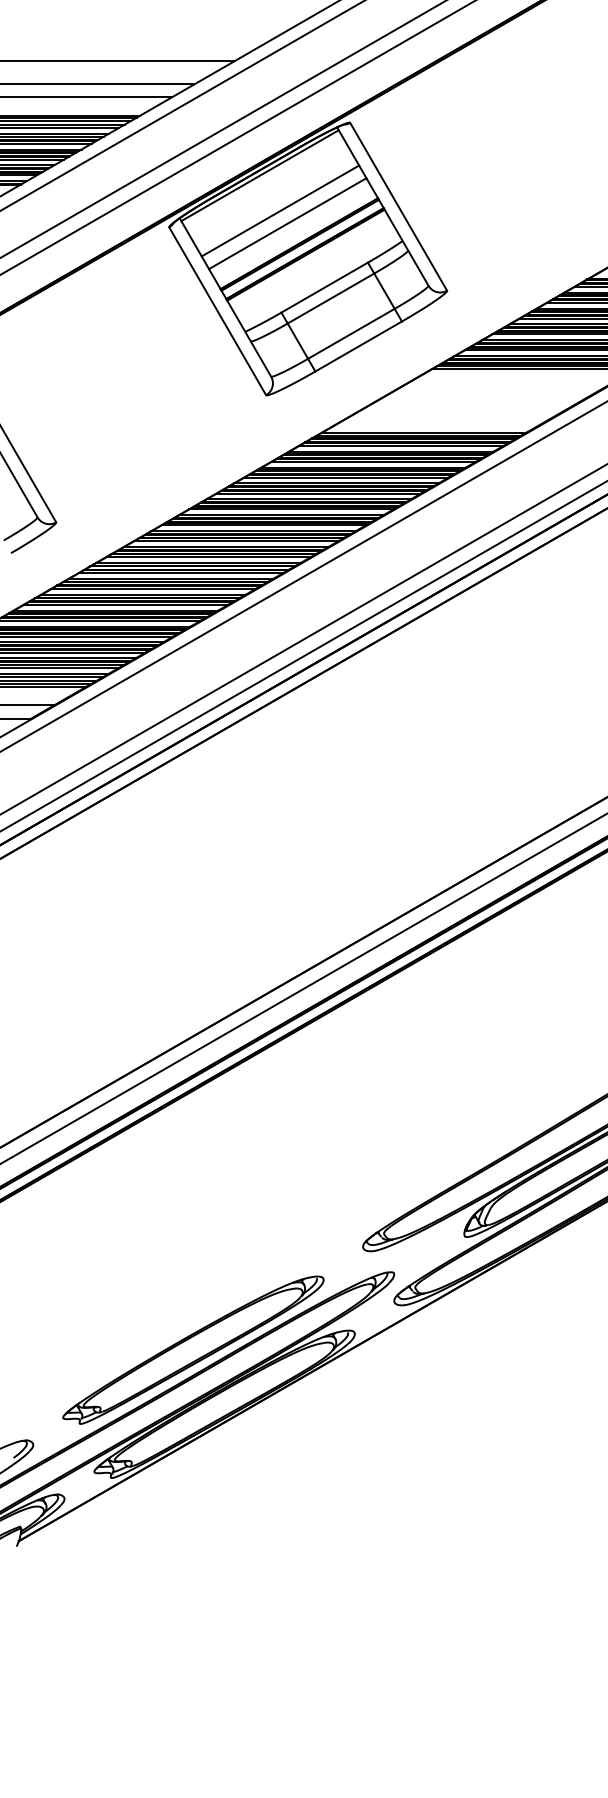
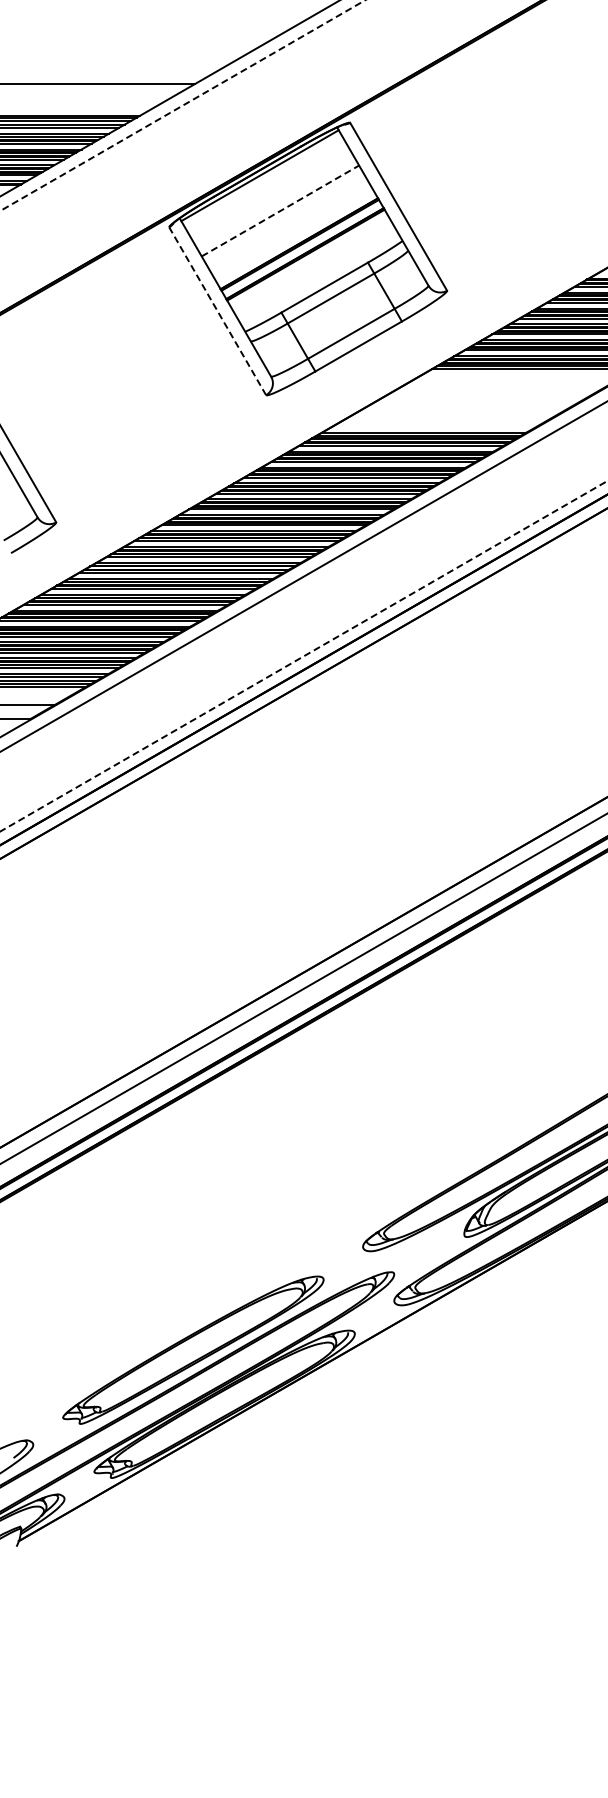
line: present -> none (118, 61)
line: present -> none (86, 97)
line: solid -> dashed (182, 105)
line: present -> none (222, 129)
line: present -> none (237, 137)
line: solid -> dashed (280, 210)
line: present -> none (287, 223)
line: solid -> dashed (217, 311)
line: present -> none (303, 639)
line: solid -> dashed (303, 656)
